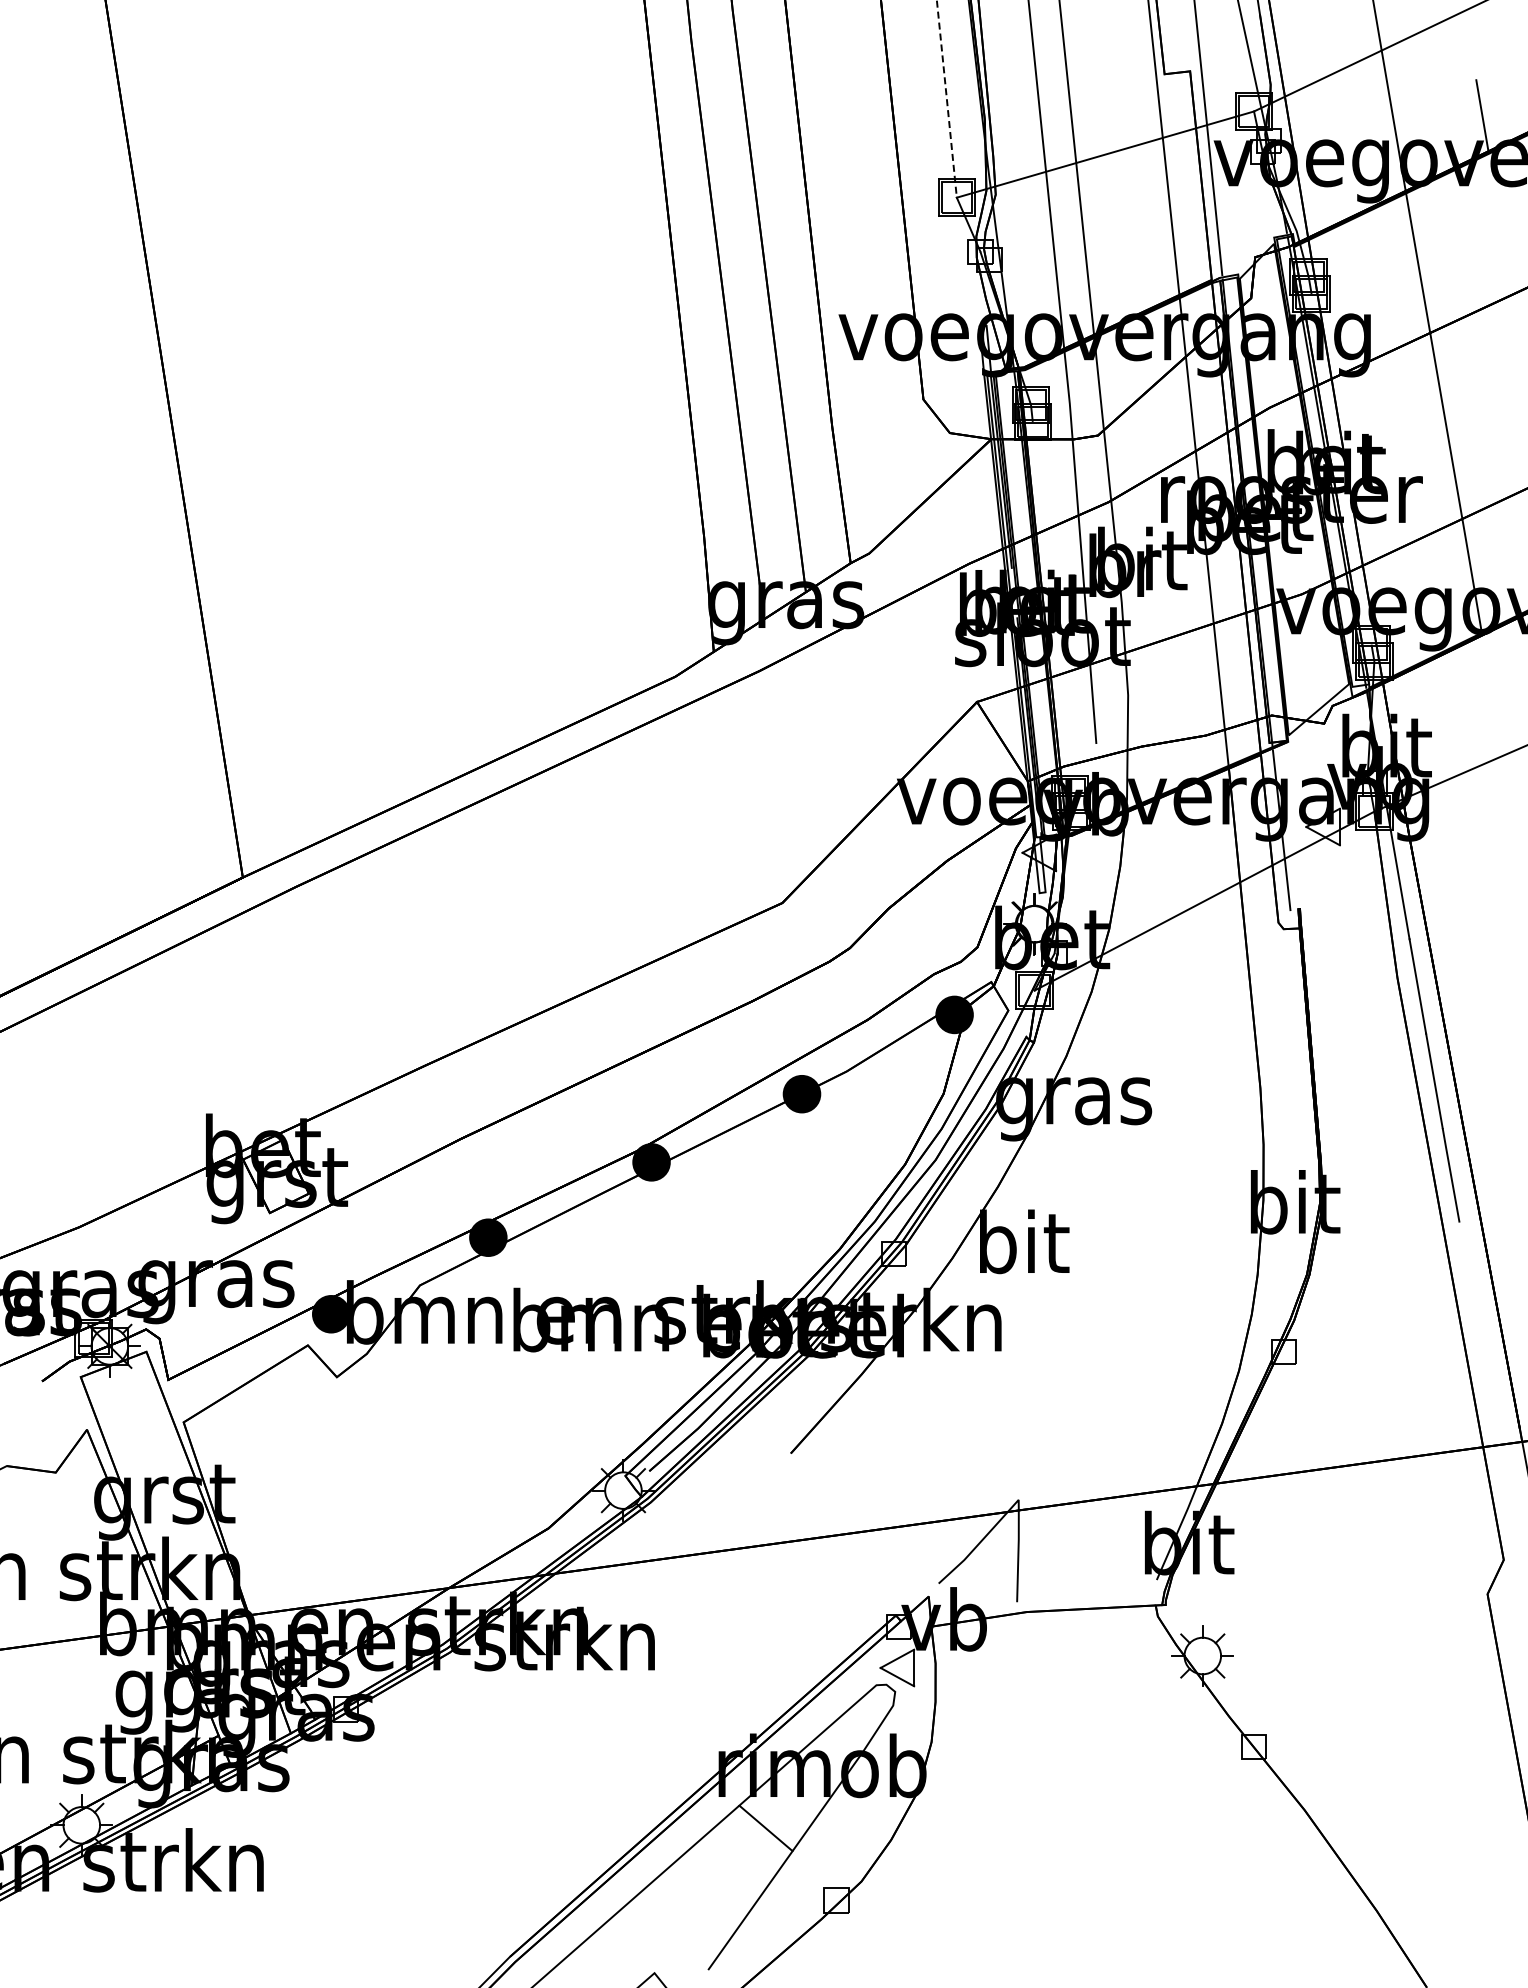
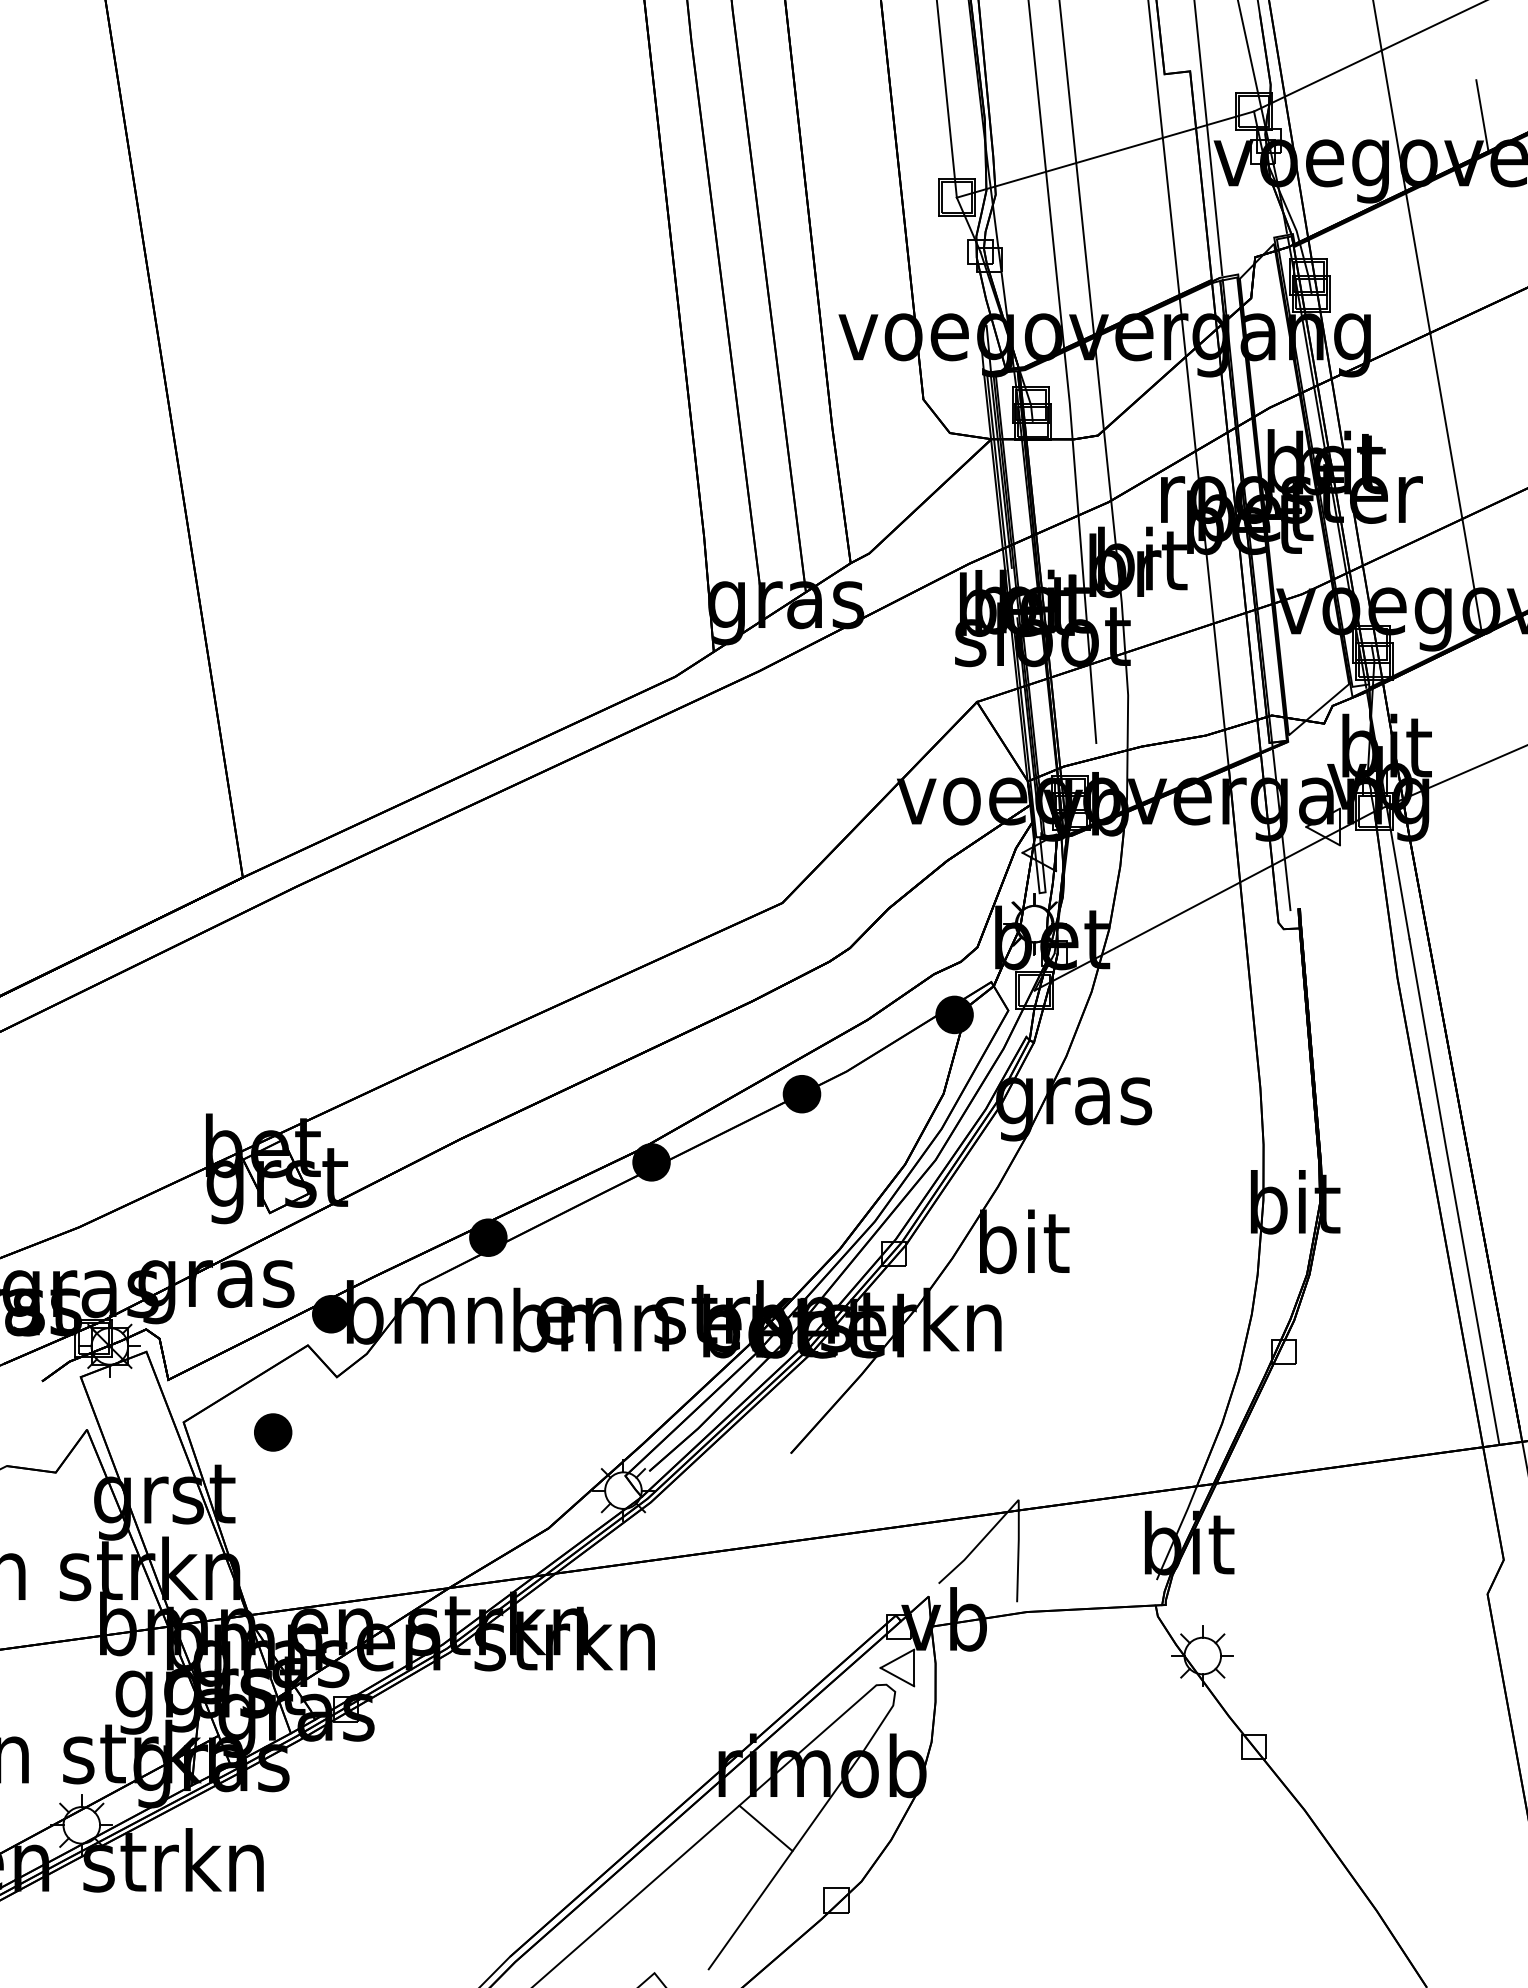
line: dashed -> solid (946, 99)
line: none -> present (1479, 1333)
part: none -> present (273, 1432)
